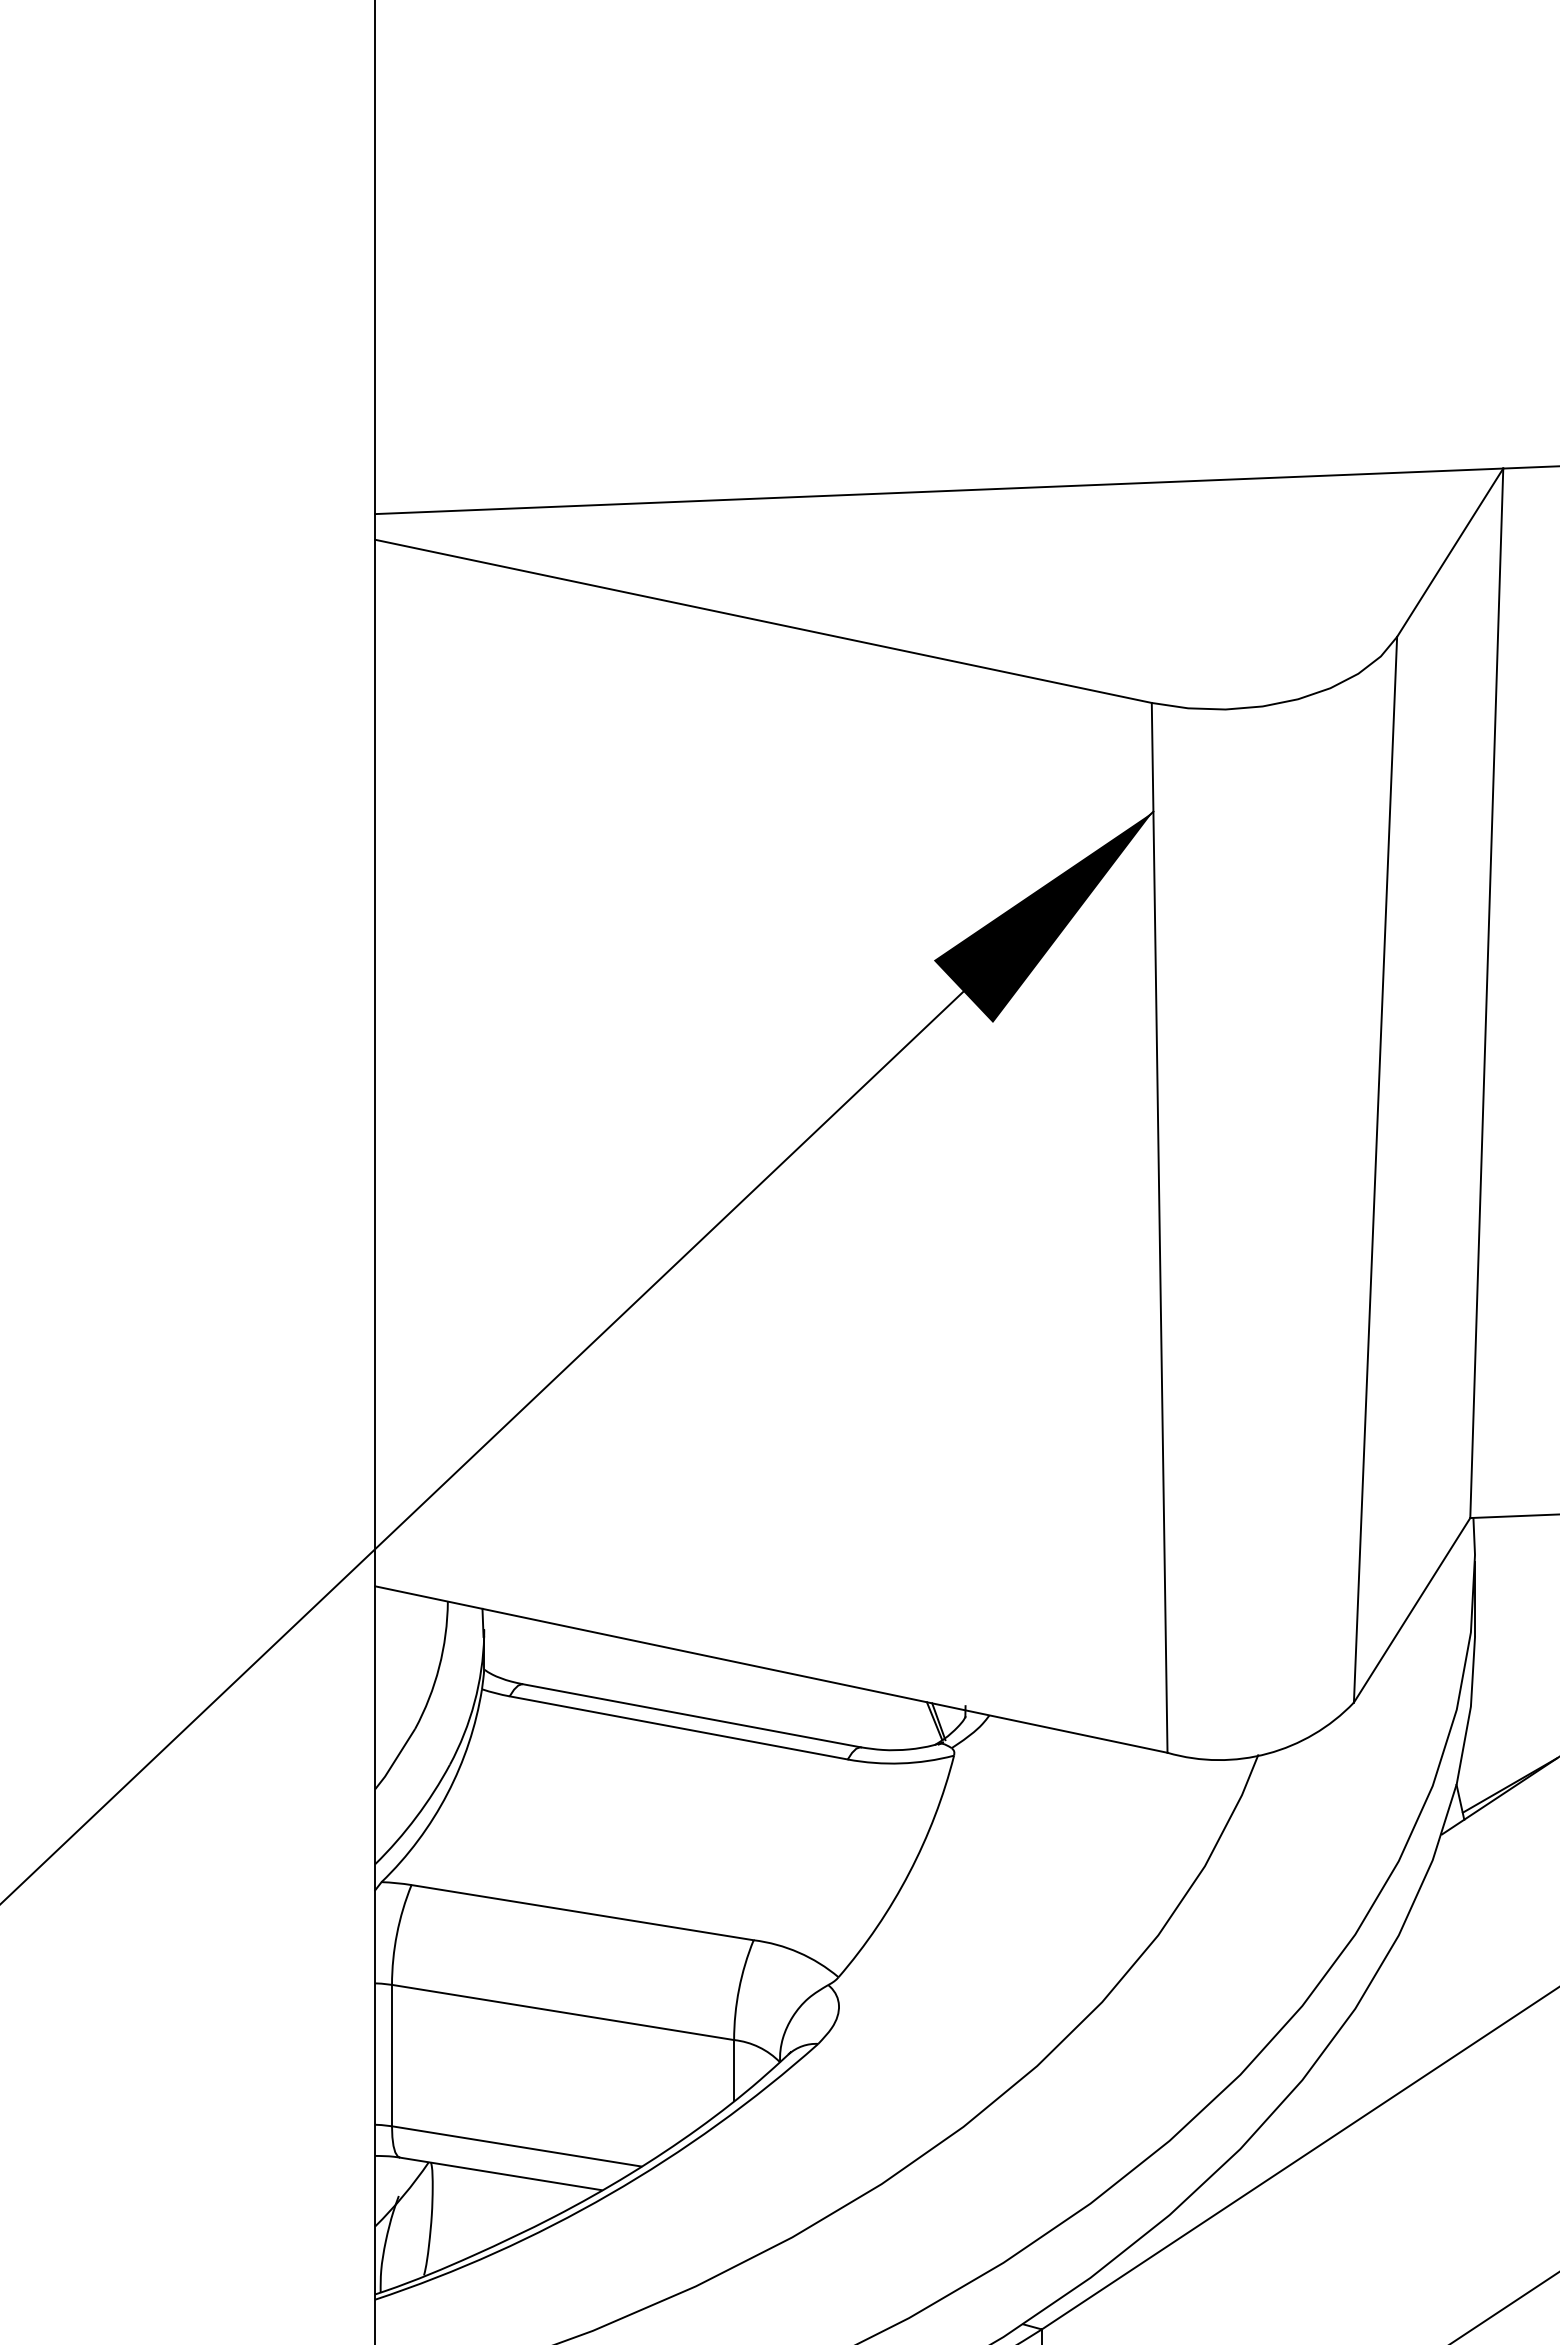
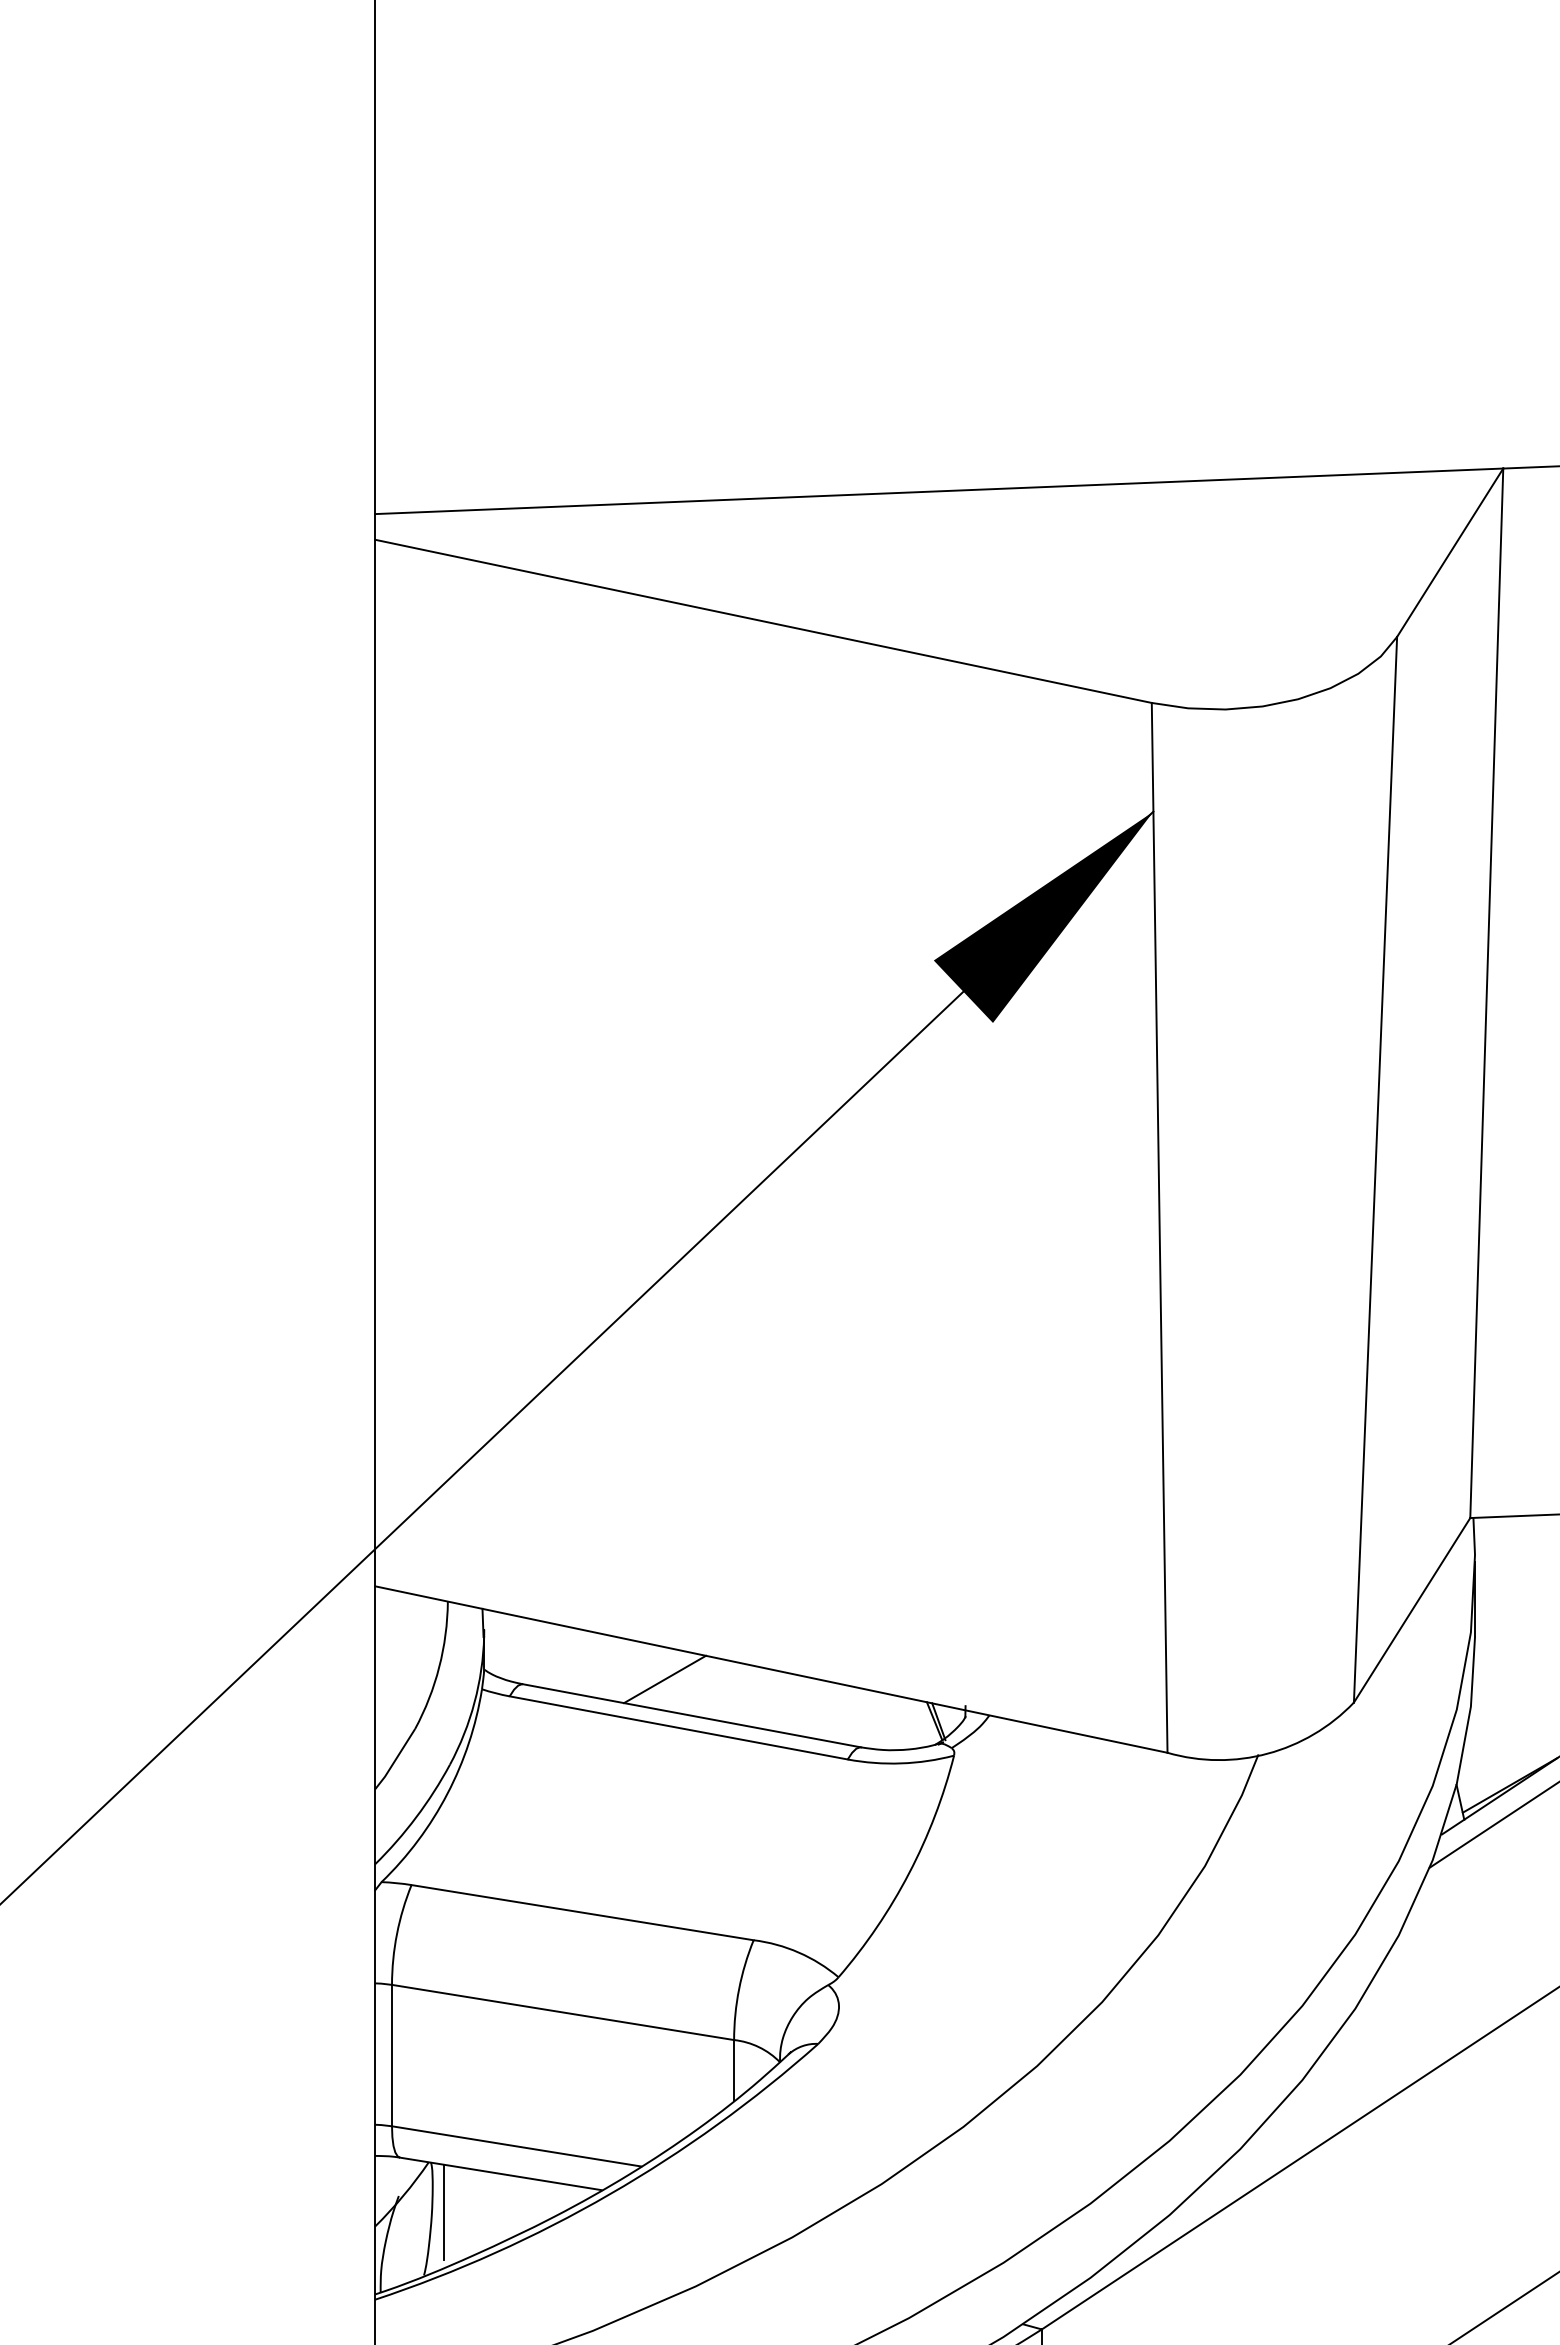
line: none -> present (664, 1679)
line: none -> present (1492, 1825)
line: none -> present (444, 2211)
